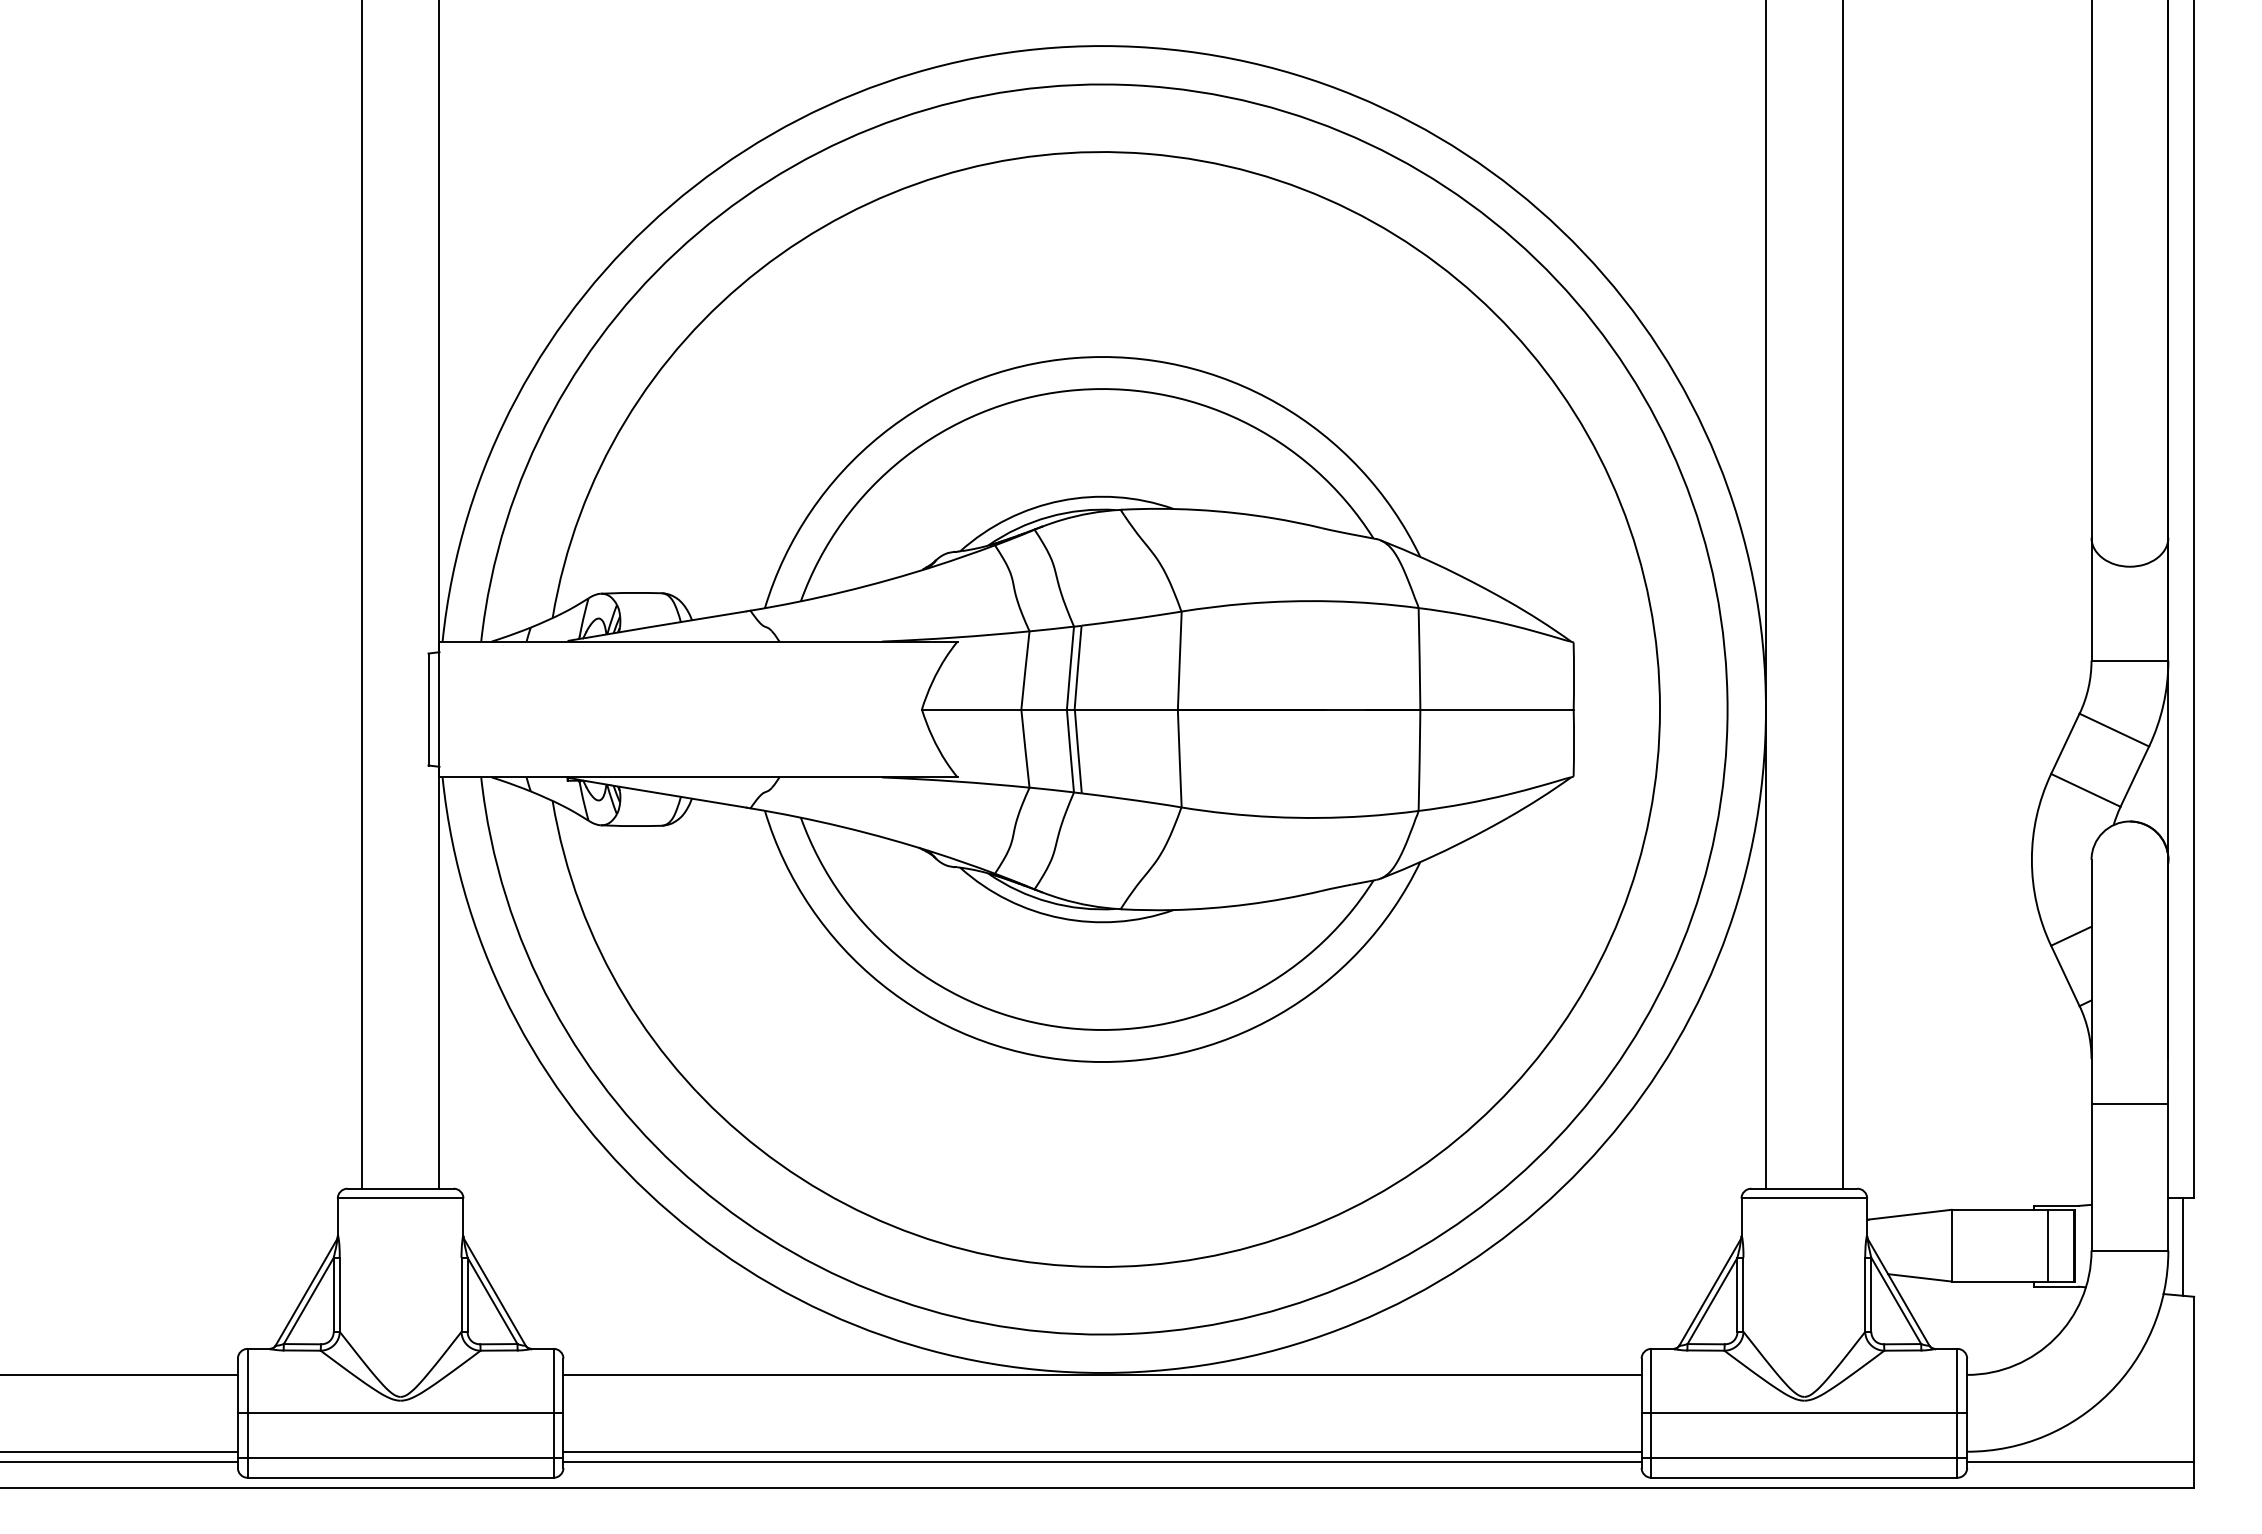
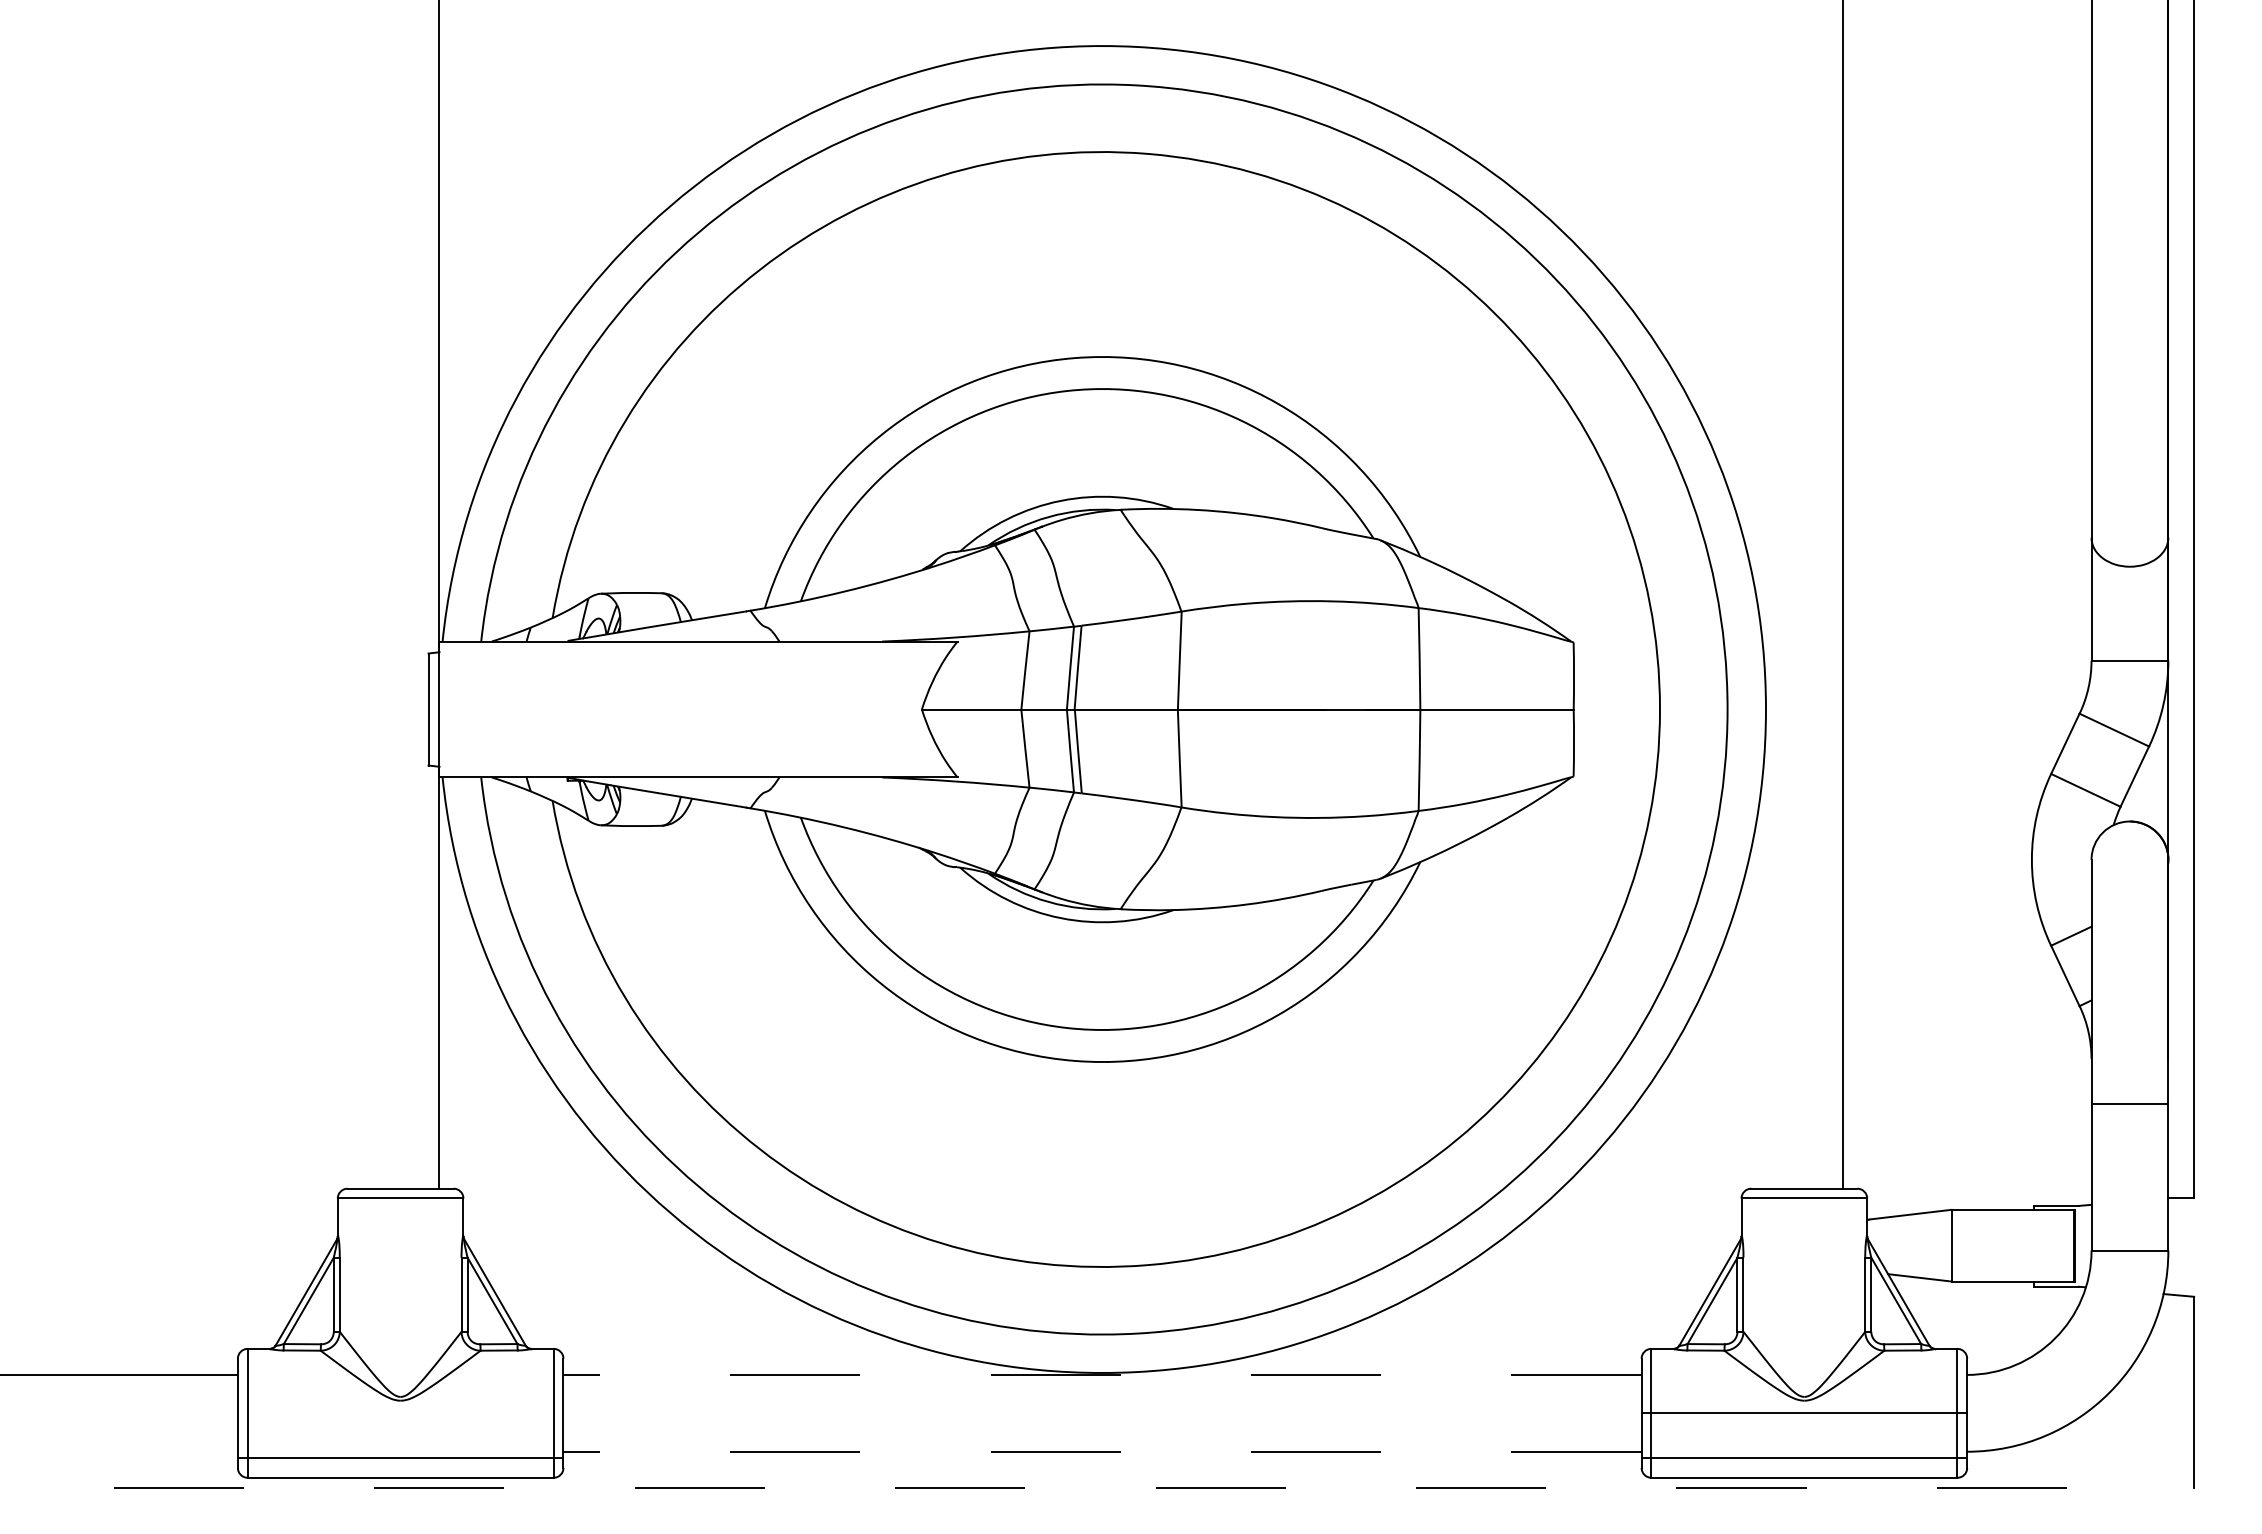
line: present -> none (362, 595)
line: present -> none (1765, 595)
line: present -> none (2048, 1245)
line: present -> none (2182, 1246)
line: solid -> dashed (1102, 1374)
line: present -> none (400, 1413)
line: present -> none (119, 1451)
line: solid -> dashed (1102, 1451)
line: present -> none (119, 1462)
line: present -> none (1102, 1462)
line: present -> none (2080, 1462)
line: solid -> dashed (1097, 1487)
